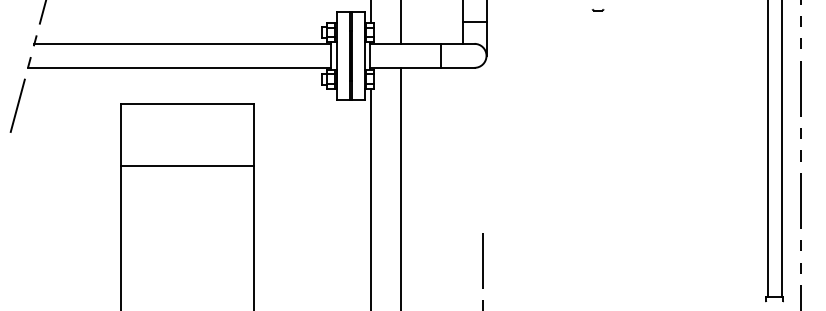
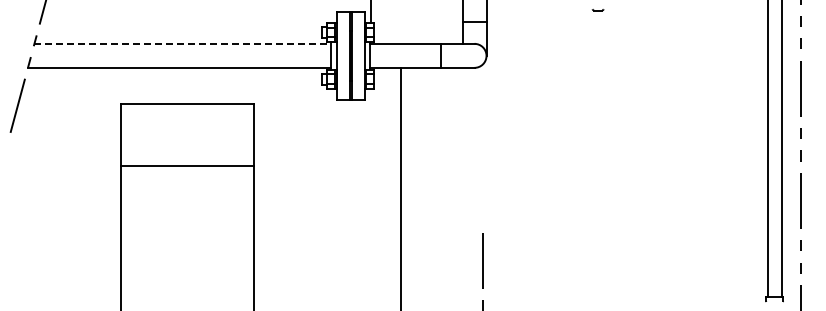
line: present -> none (401, 22)
line: solid -> dashed (182, 43)
line: present -> none (371, 197)
